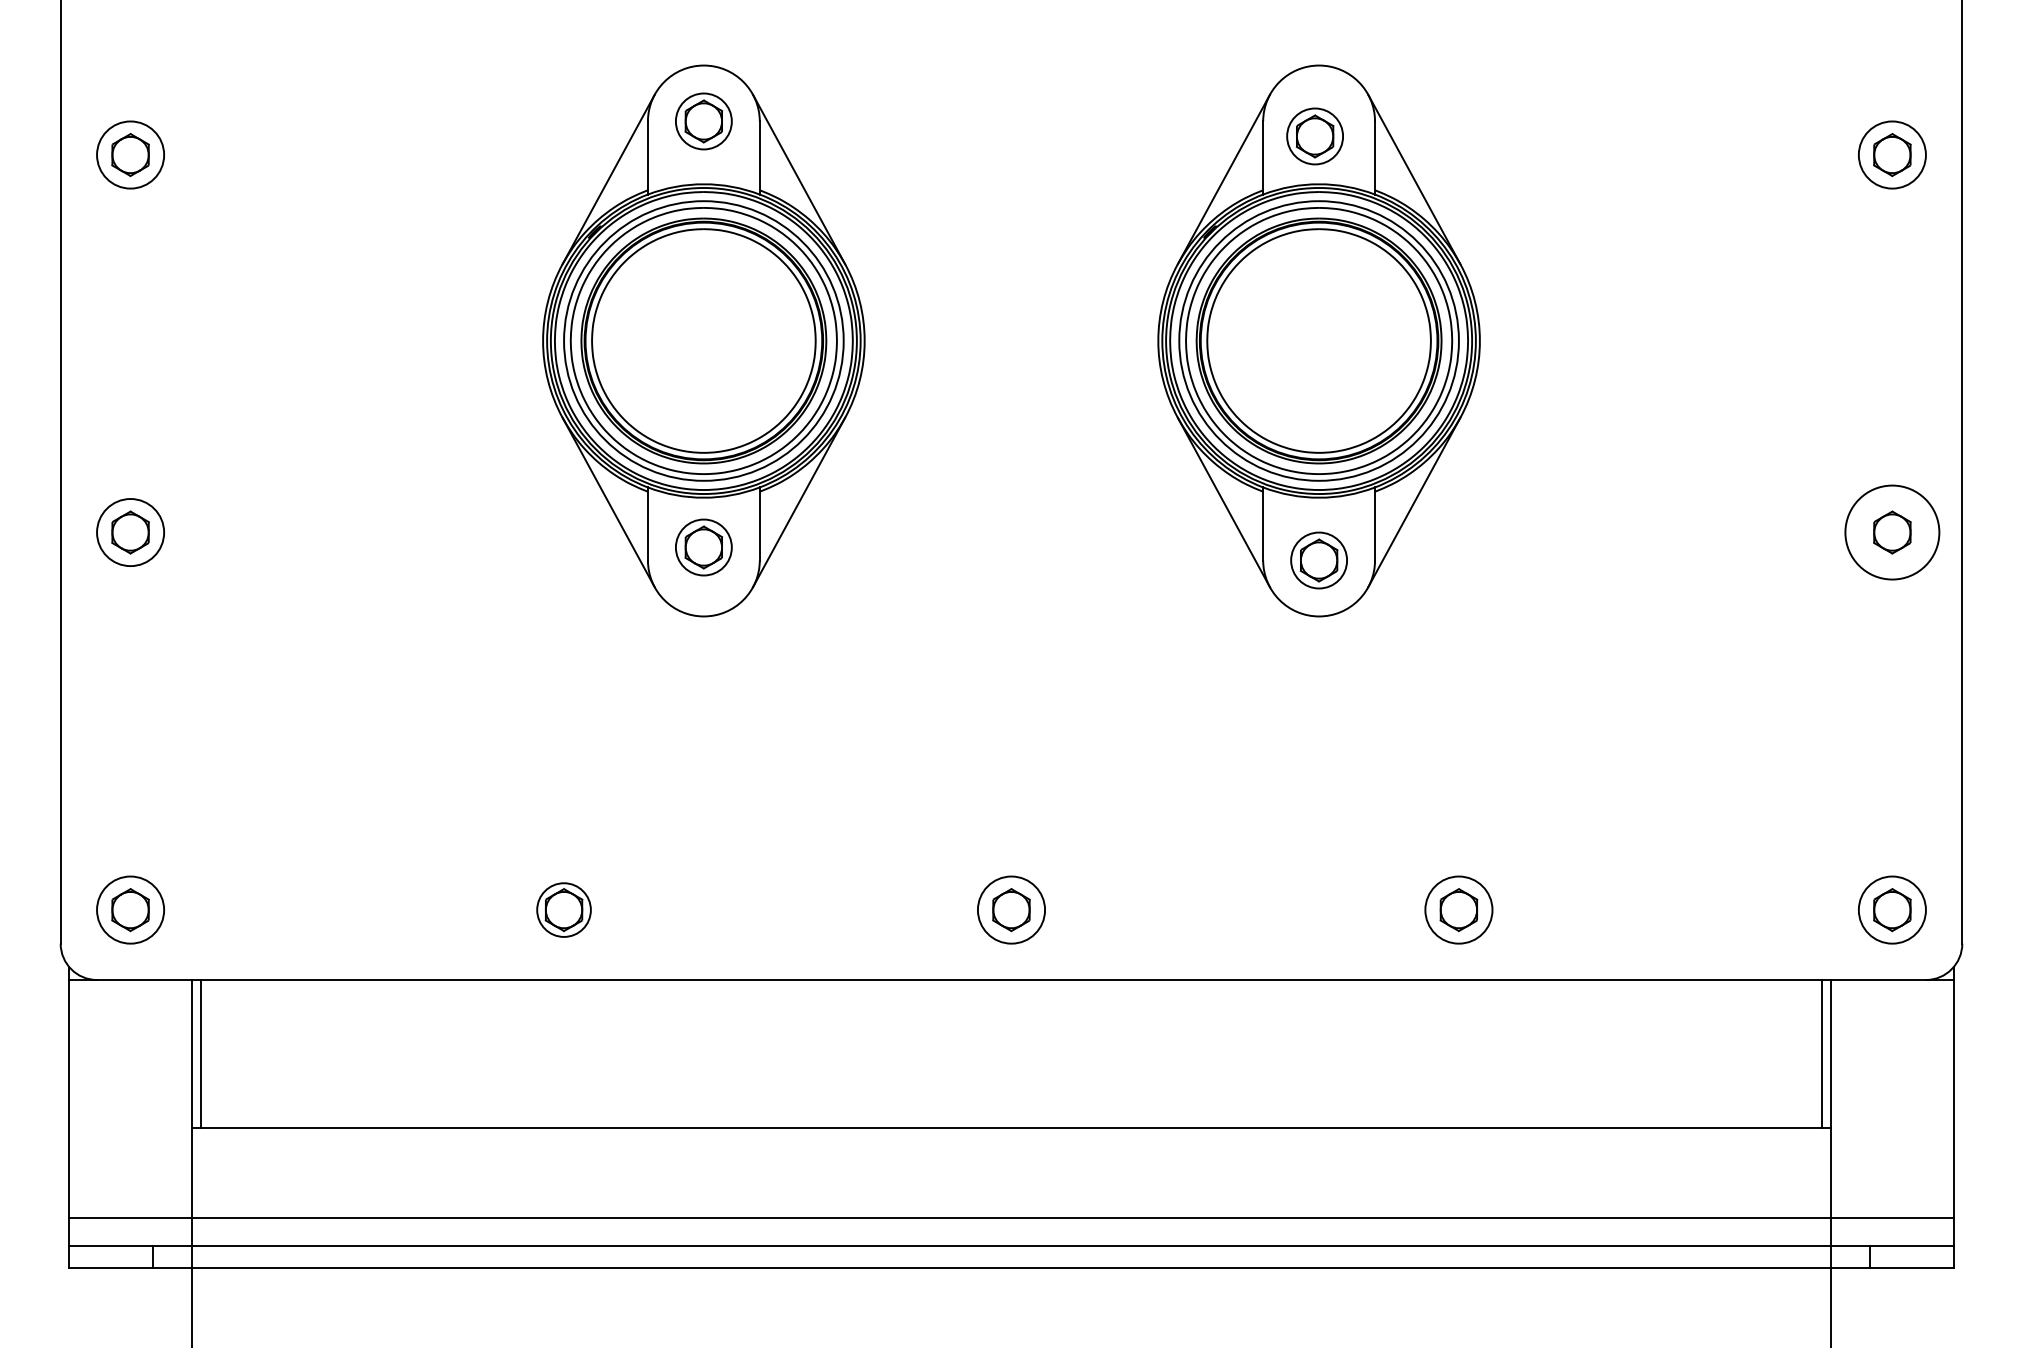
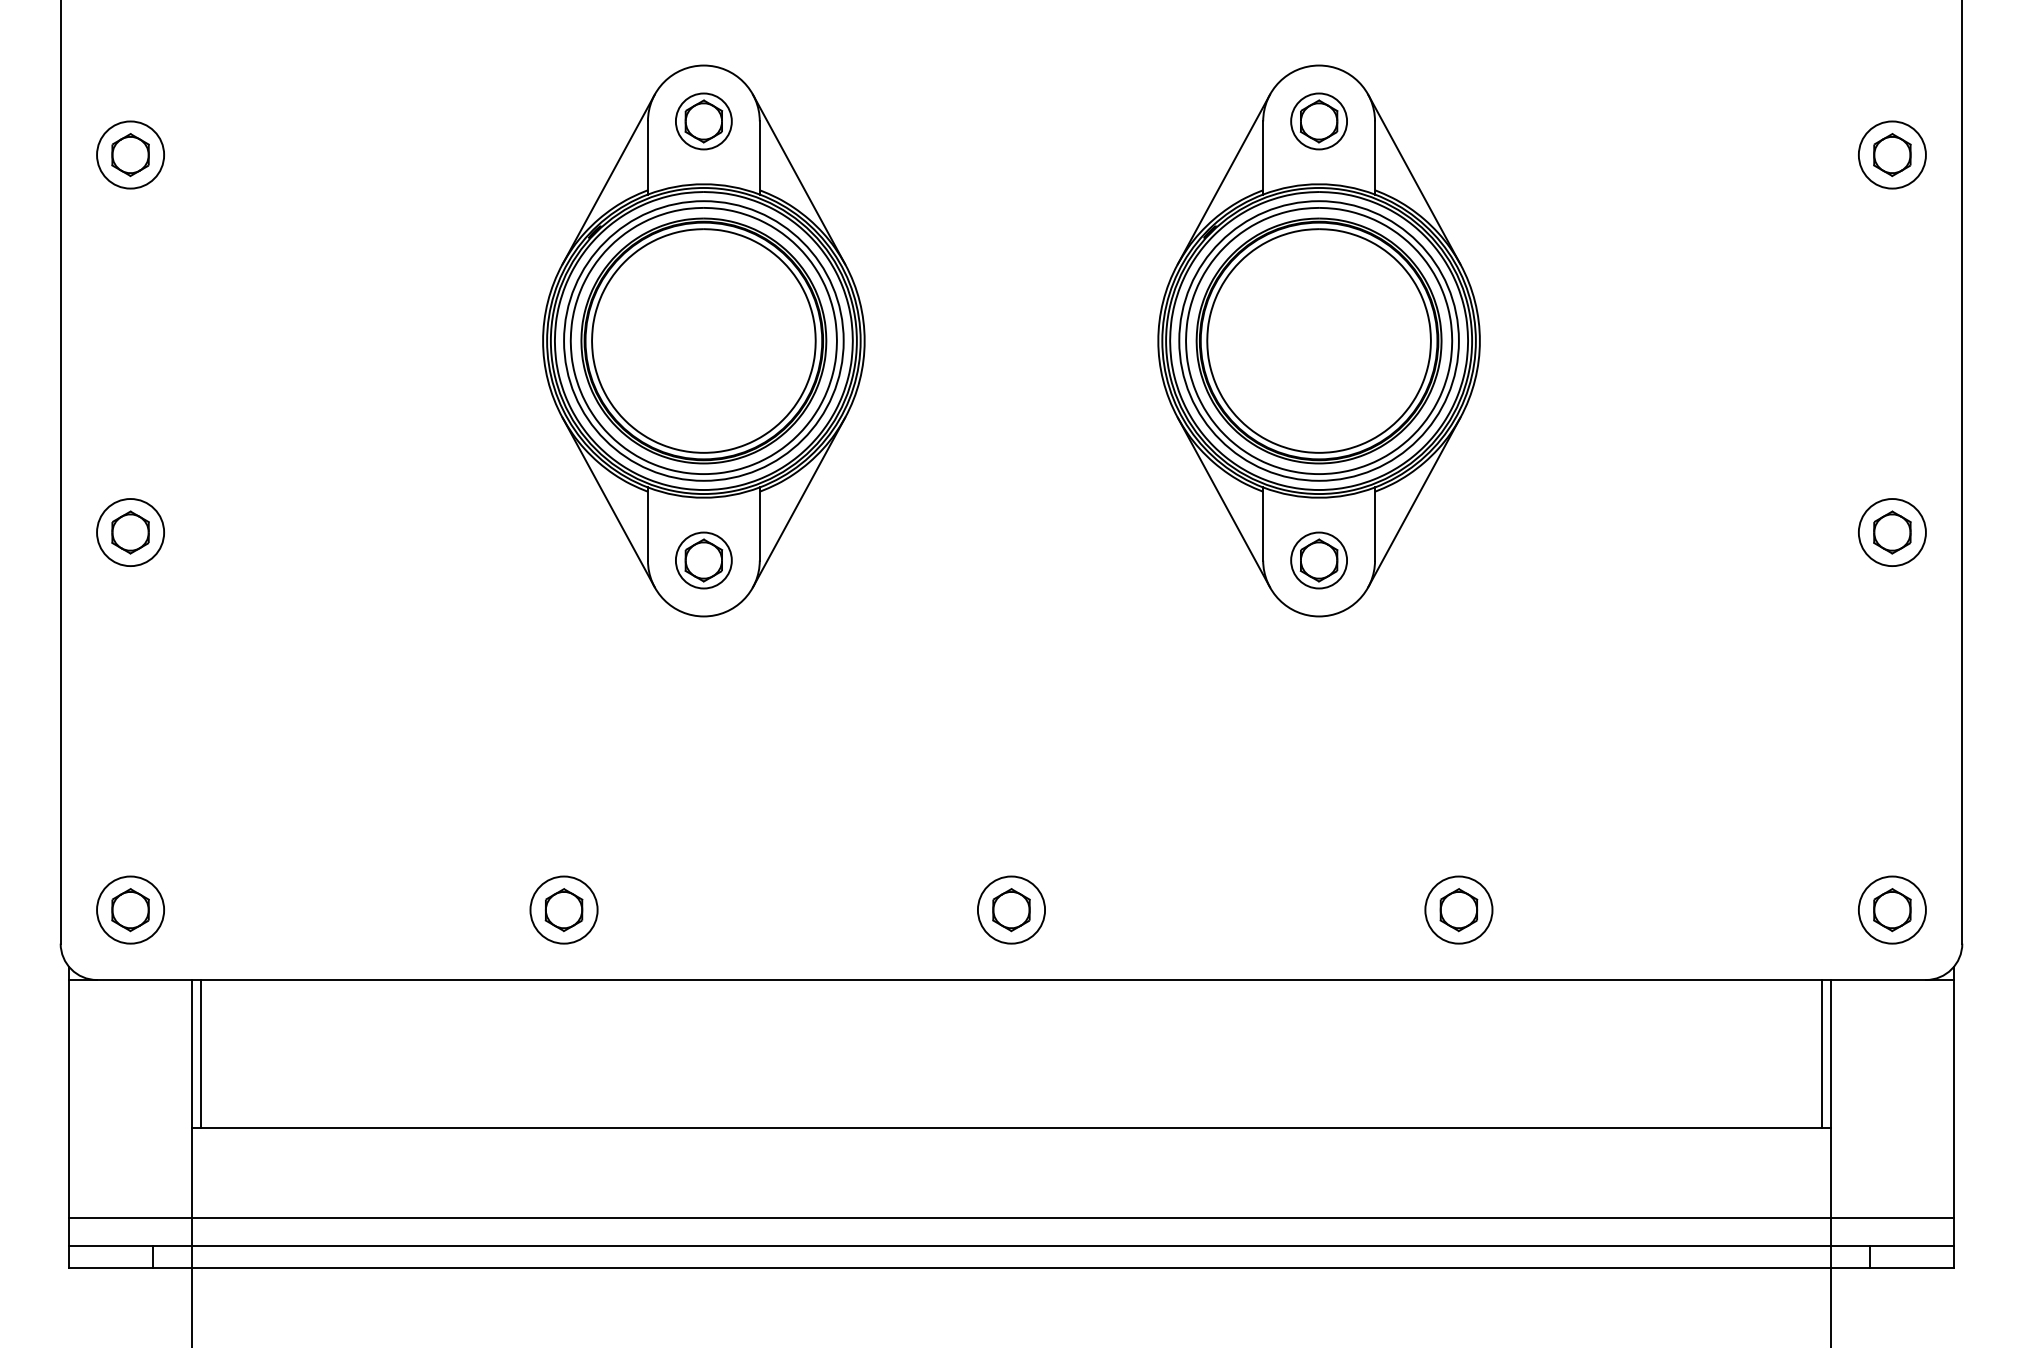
part position: (1314, 136) -> (1318, 121) (1318, 121)
circle diameter: 94 px -> 67 px (1891, 532)
part position: (703, 547) -> (703, 560) (703, 560)
circle diameter: 54 px -> 67 px (563, 909)
